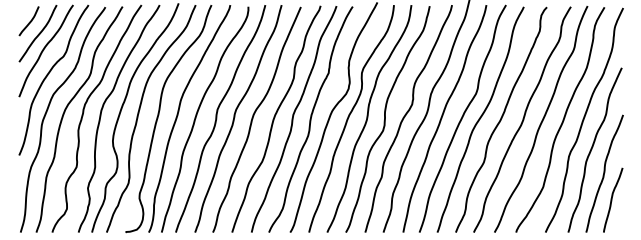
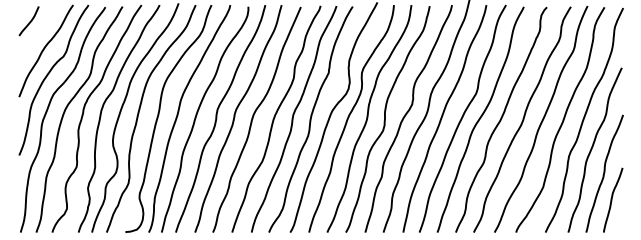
curve: present -> none (38, 33)
